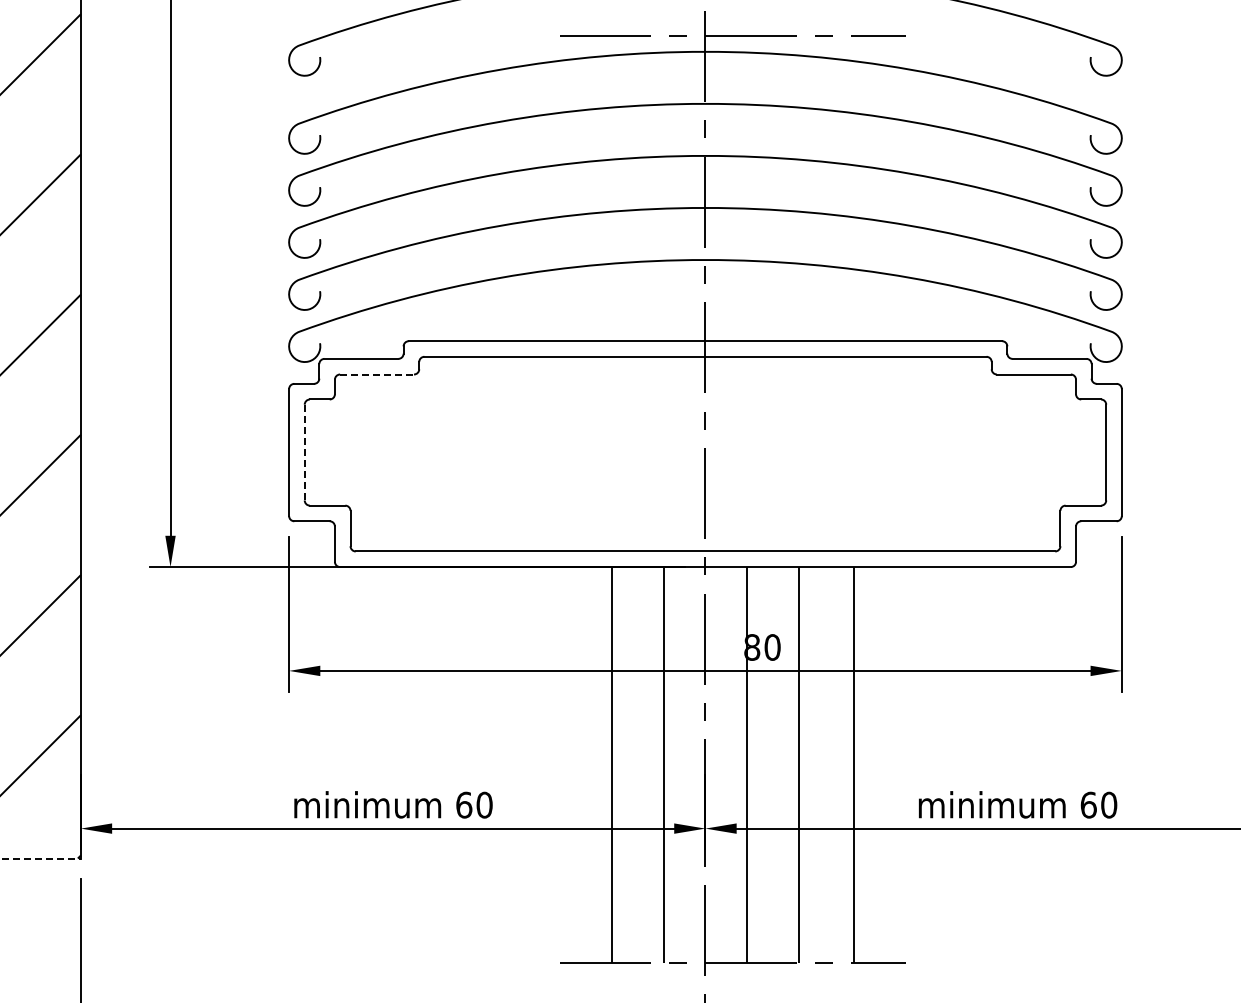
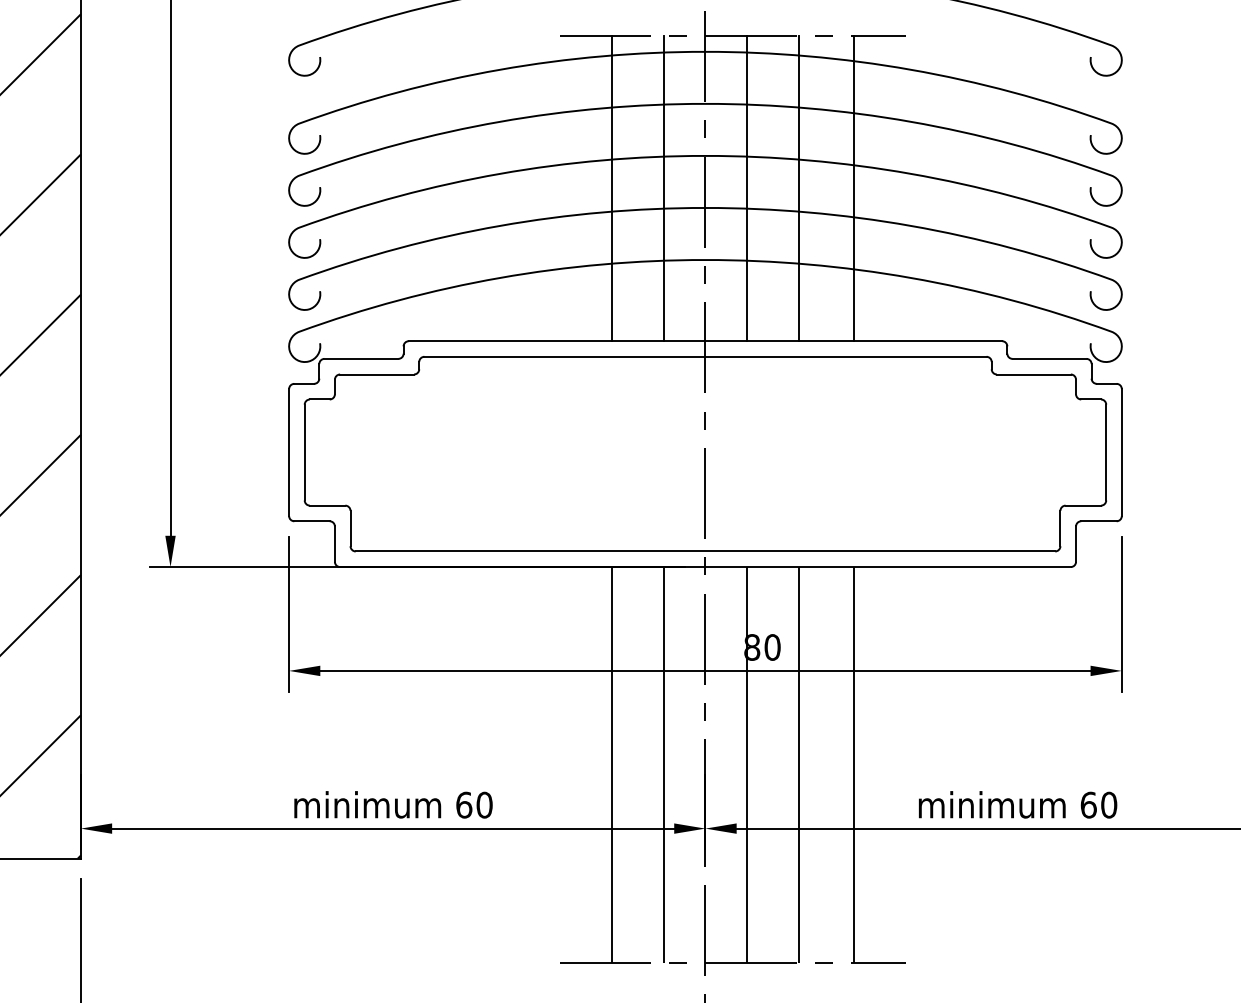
line: none -> present (611, 188)
line: none -> present (663, 188)
line: none -> present (747, 188)
line: none -> present (799, 188)
line: none -> present (854, 188)
line: dashed -> solid (377, 374)
line: dashed -> solid (304, 452)
line: dashed -> solid (41, 858)
